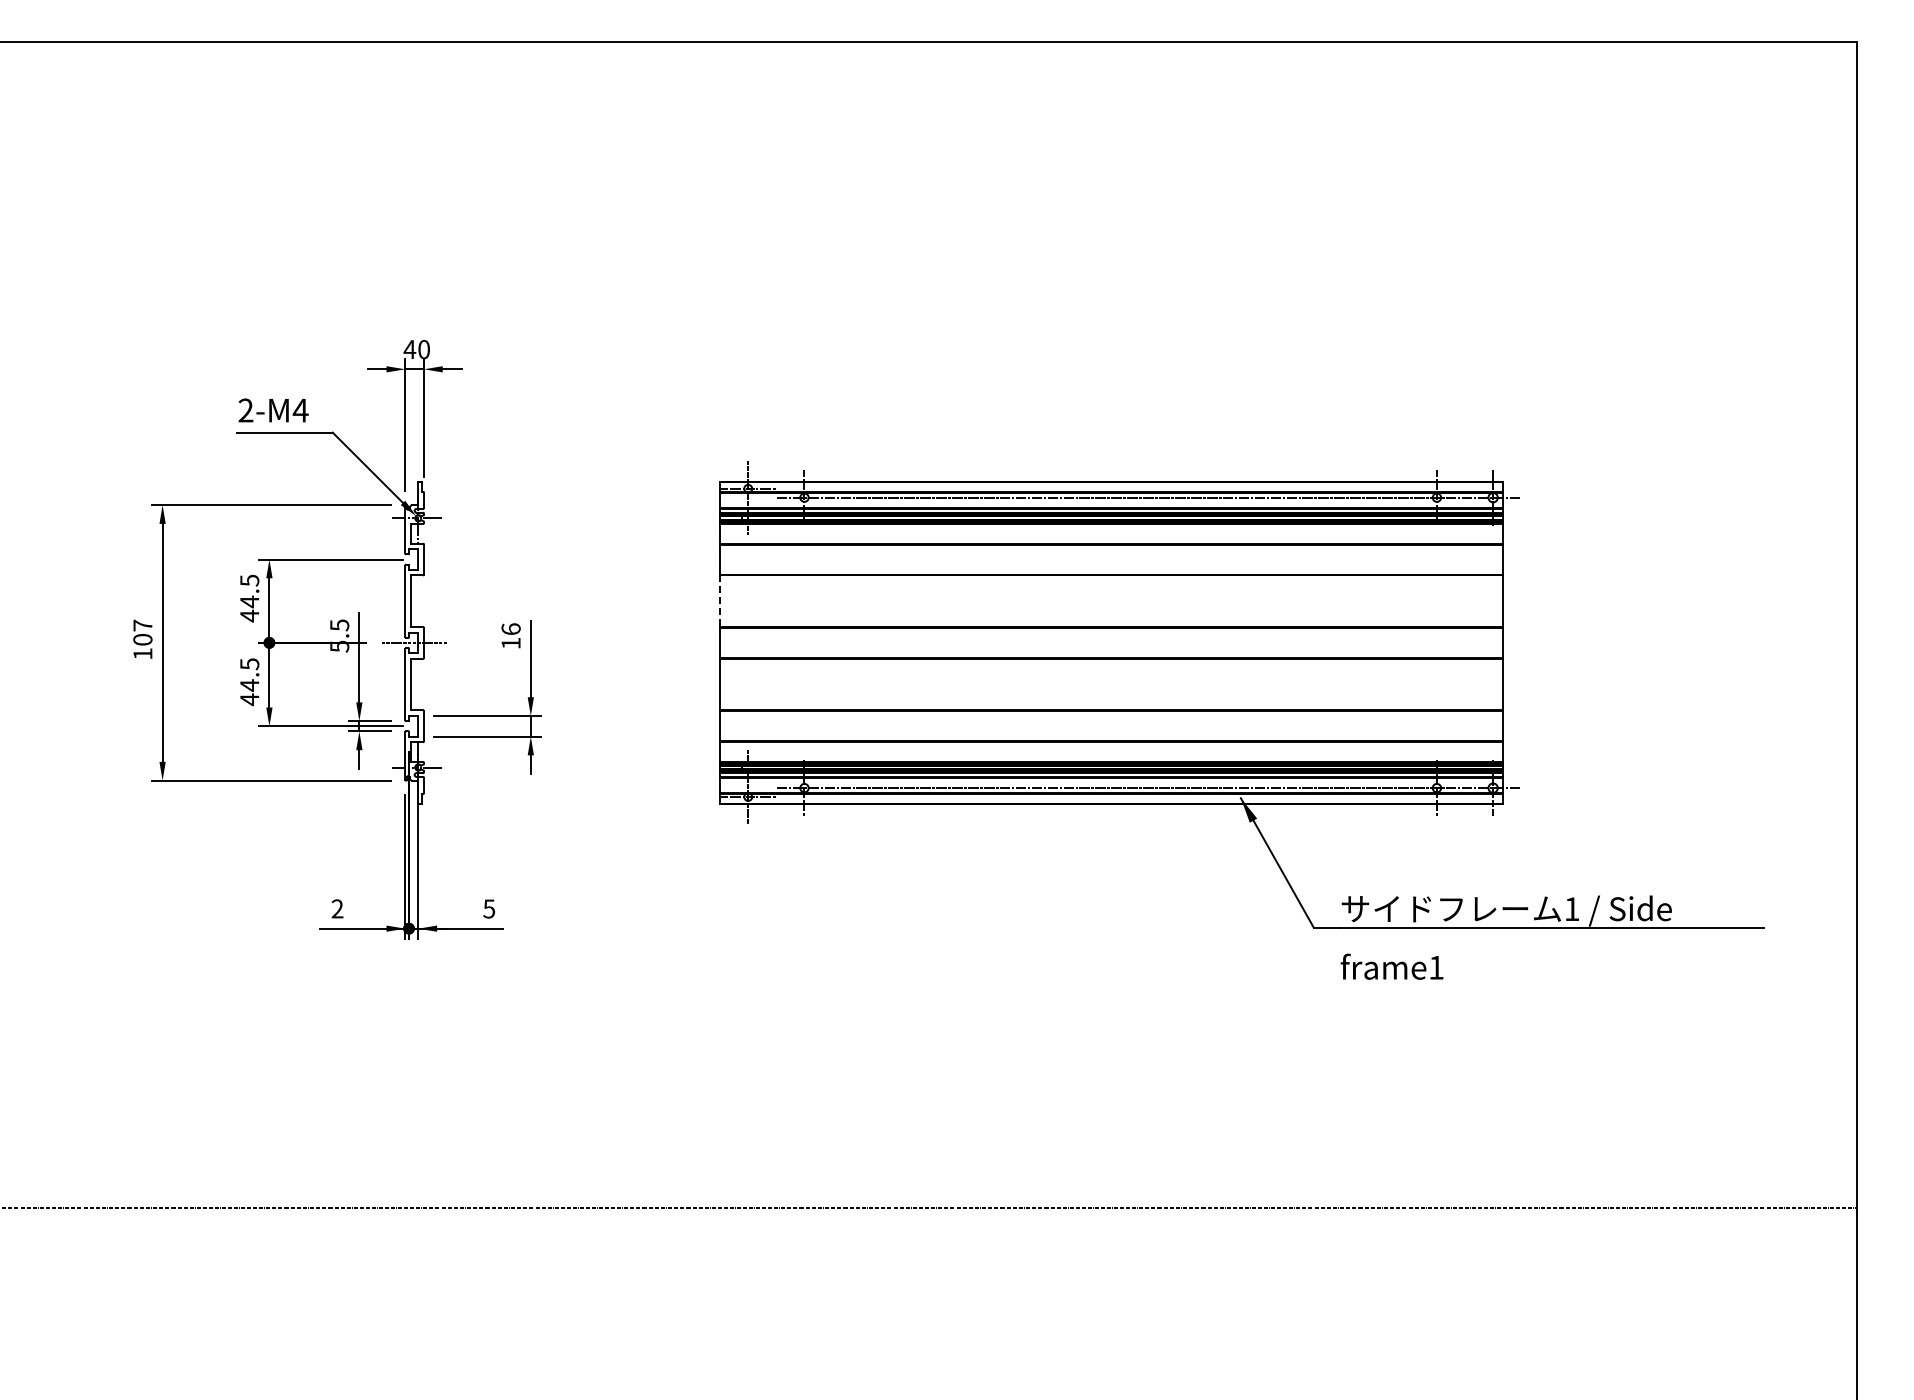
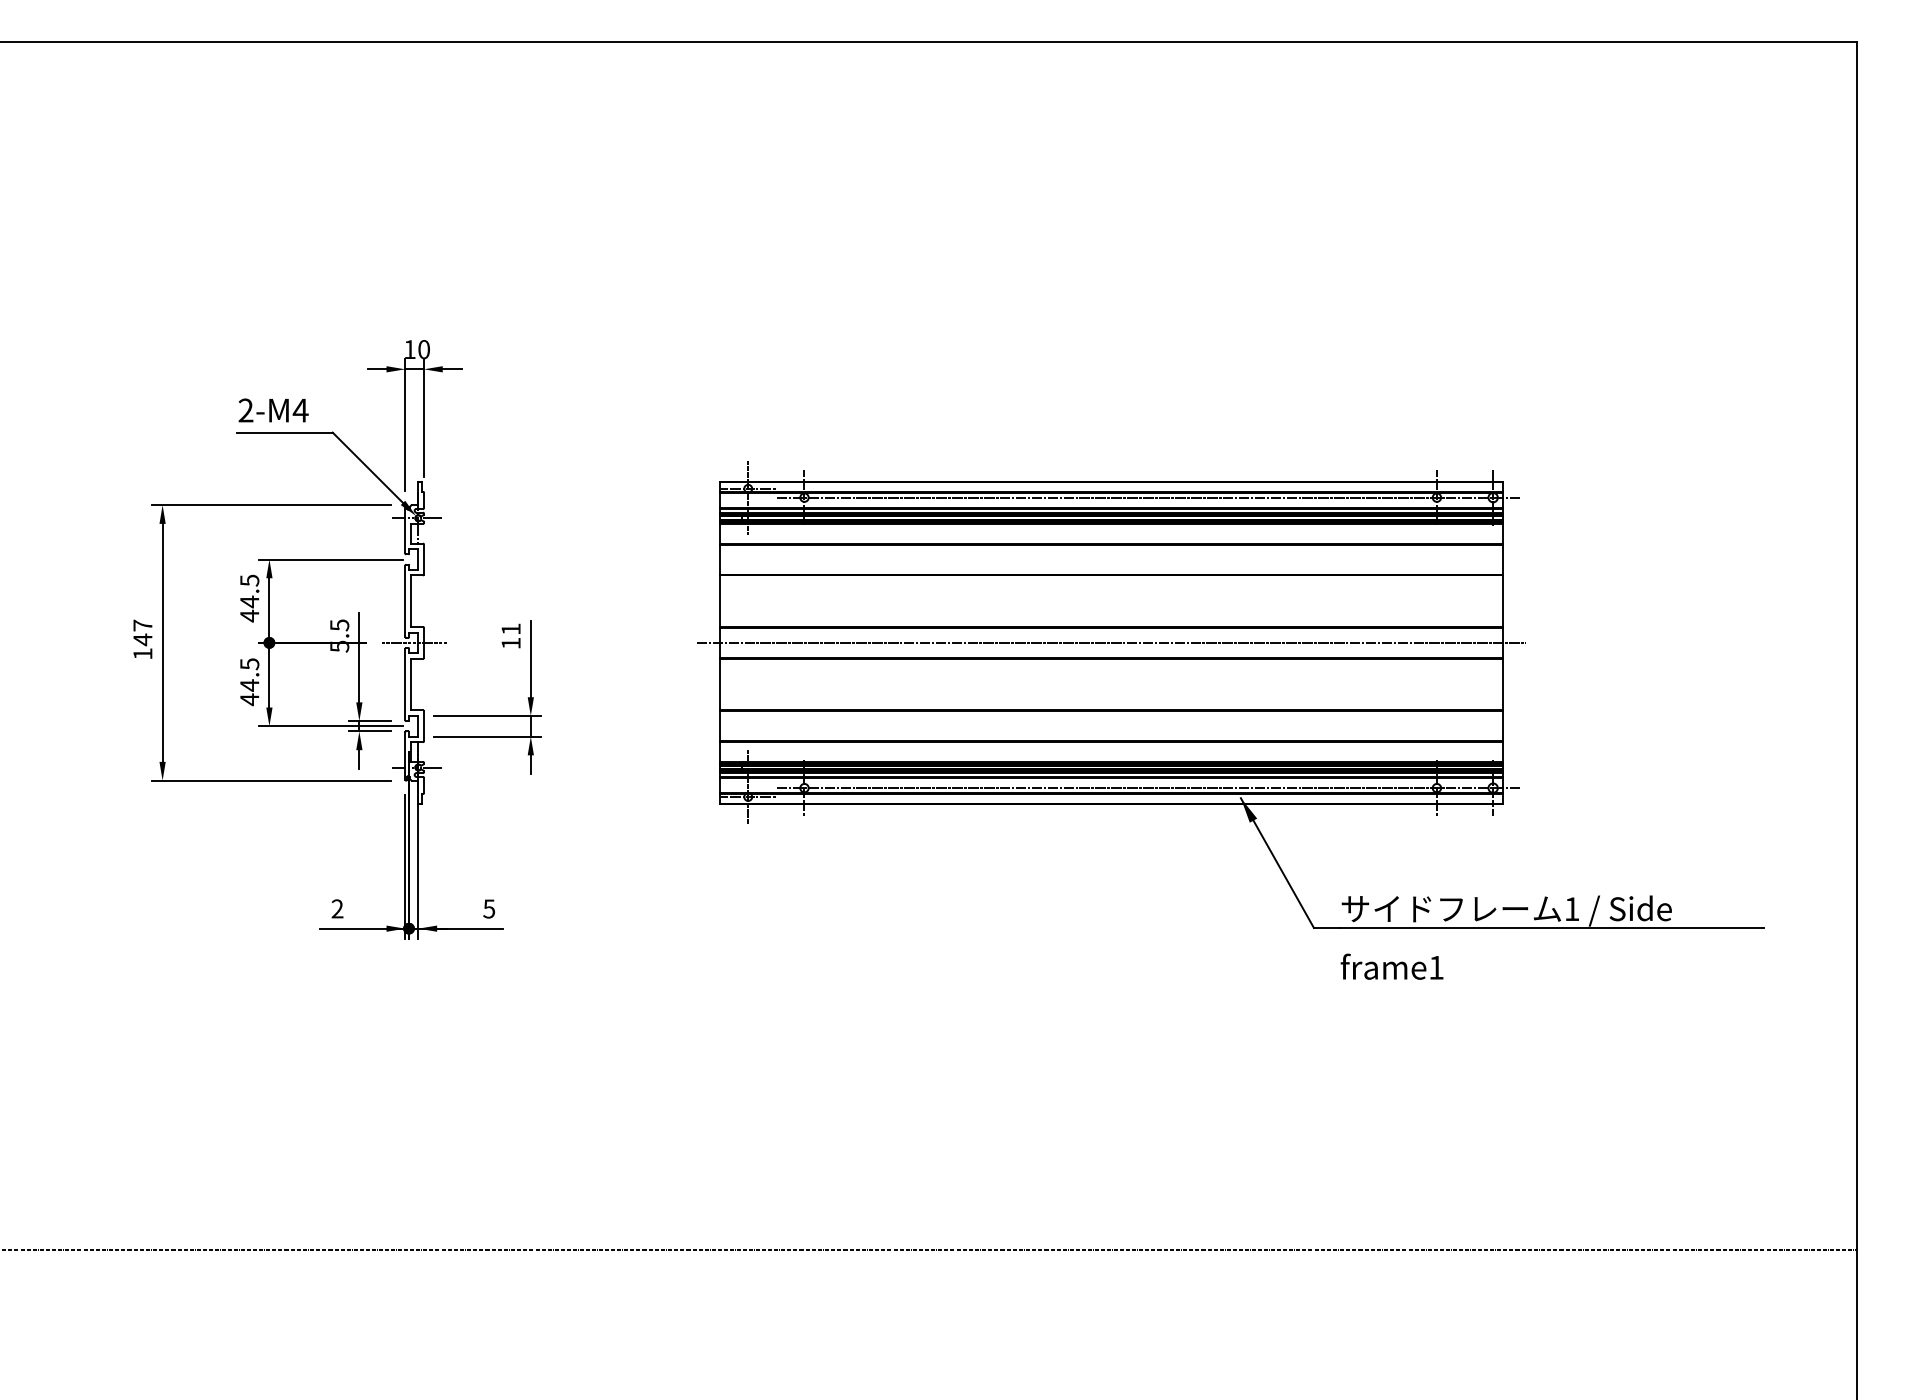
text: 40 -> 10 (409, 349)
line: dashed -> solid (720, 601)
text: 16 -> 11 (510, 628)
text: 107 -> 147 (142, 639)
line: none -> present (1110, 642)
line position: (929, 1207) -> (929, 1249) (929, 1249)
